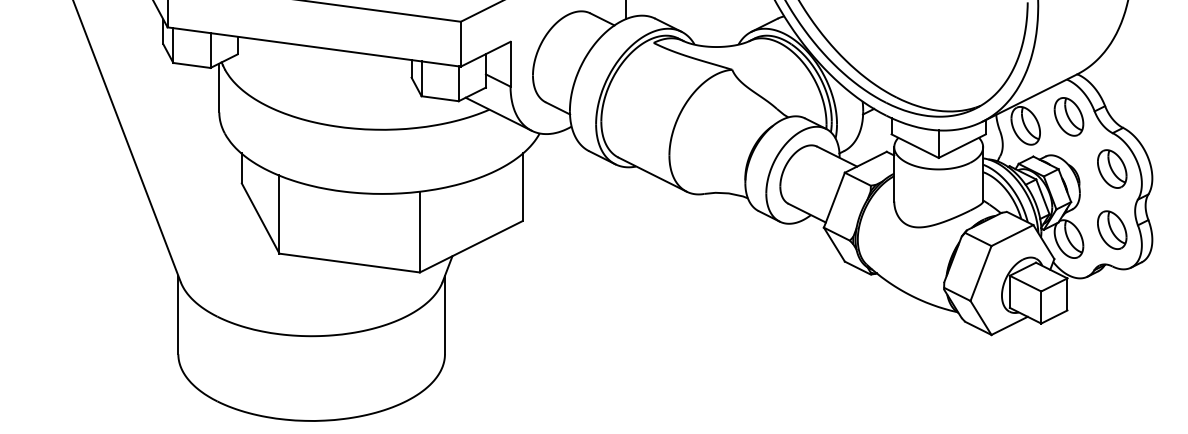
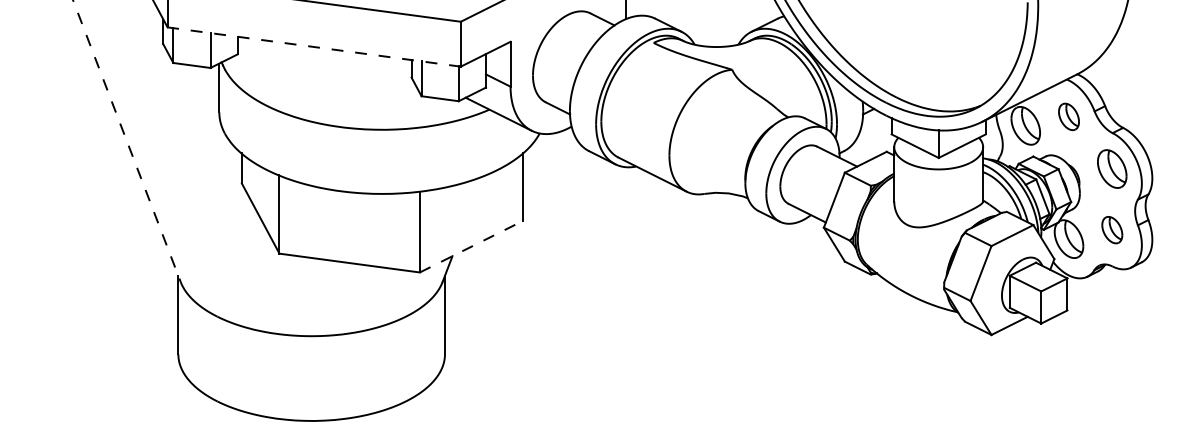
line: solid -> dashed (314, 47)
part size: 32x40 px -> 22x30 px (1068, 116)
line: solid -> dashed (126, 141)
part size: 31x40 px -> 23x29 px (1112, 230)
line: solid -> dashed (471, 246)
